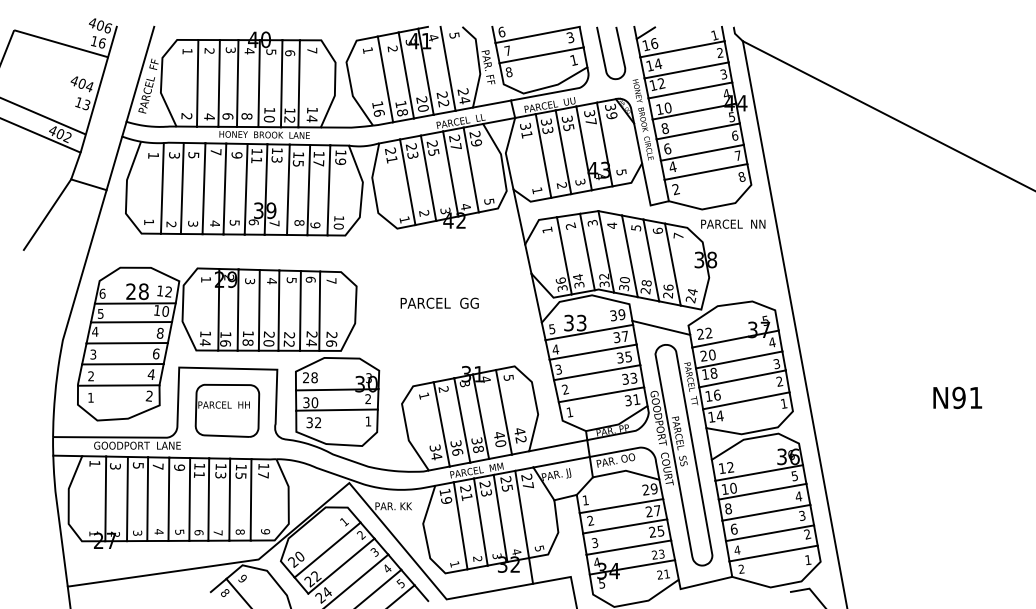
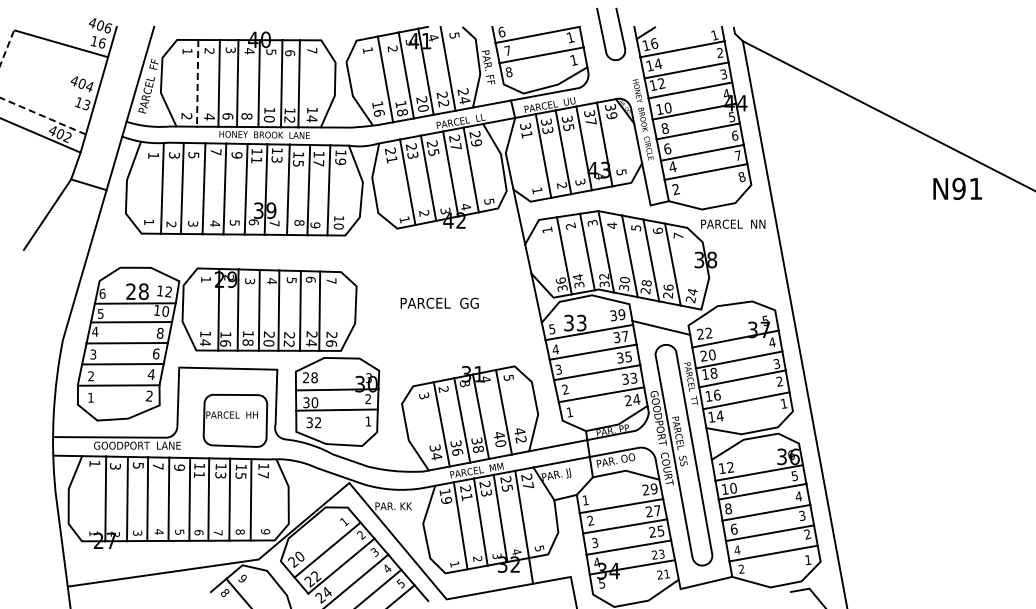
text: 3 -> 1 (570, 37)
curve position: (604, 56) -> (604, 37) (604, 37)
line: solid -> dashed (197, 83)
line: solid -> dashed (25, 108)
text: 1 -> 3 (424, 395)
text position: (957, 397) -> (957, 188) (957, 188)
text: 31 -> 24 (632, 400)
part position: (227, 410) -> (235, 420) (235, 420)
